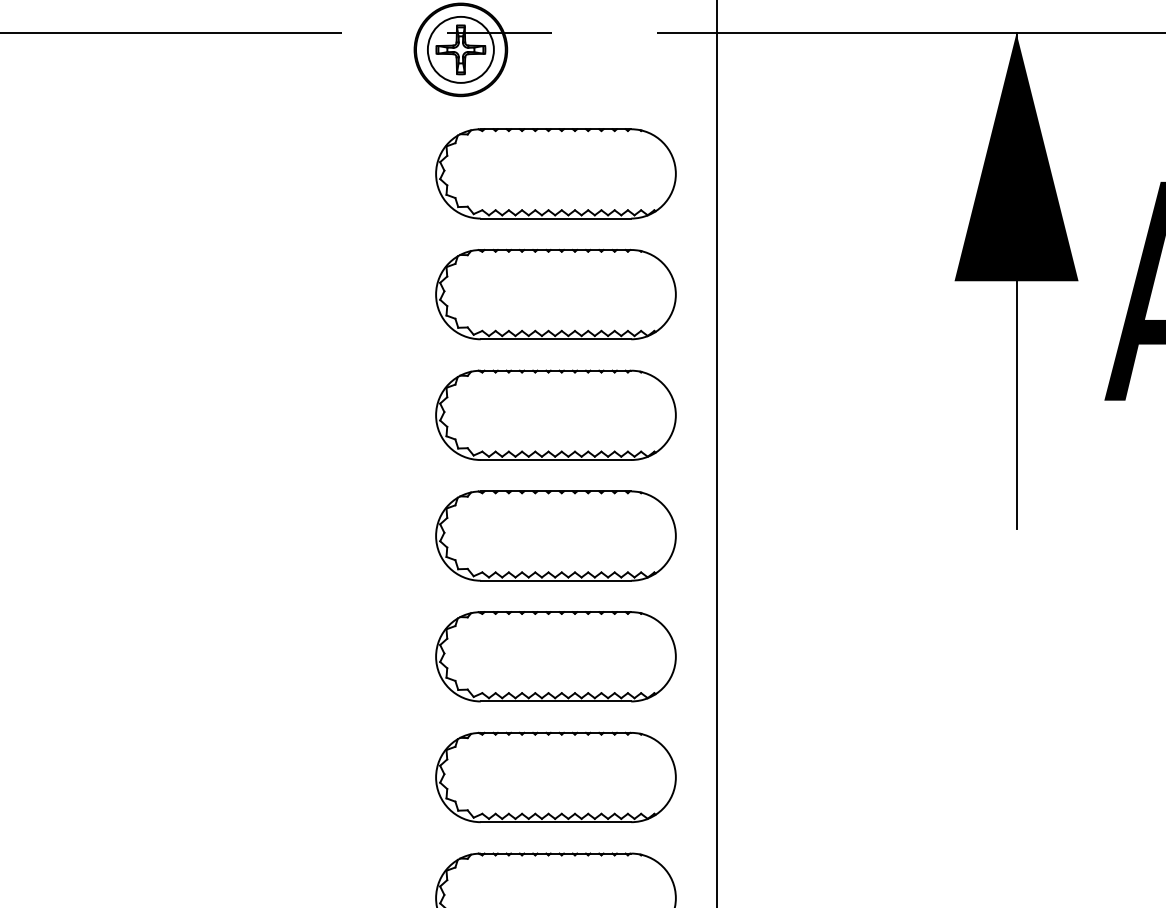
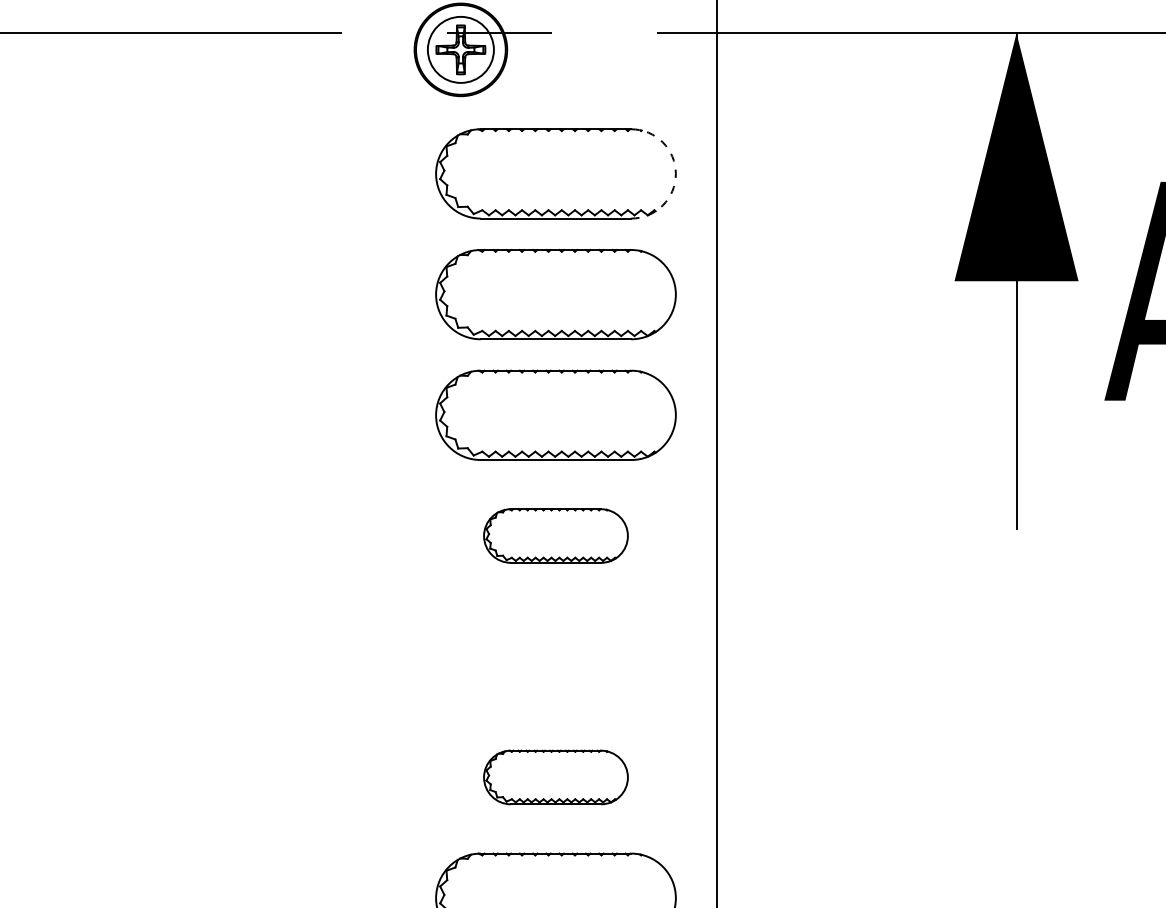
arc: solid -> dashed (675, 173)
part size: 242x92 px -> 146x56 px (555, 535)
part: present -> none (555, 656)
part size: 242x93 px -> 146x57 px (555, 777)
